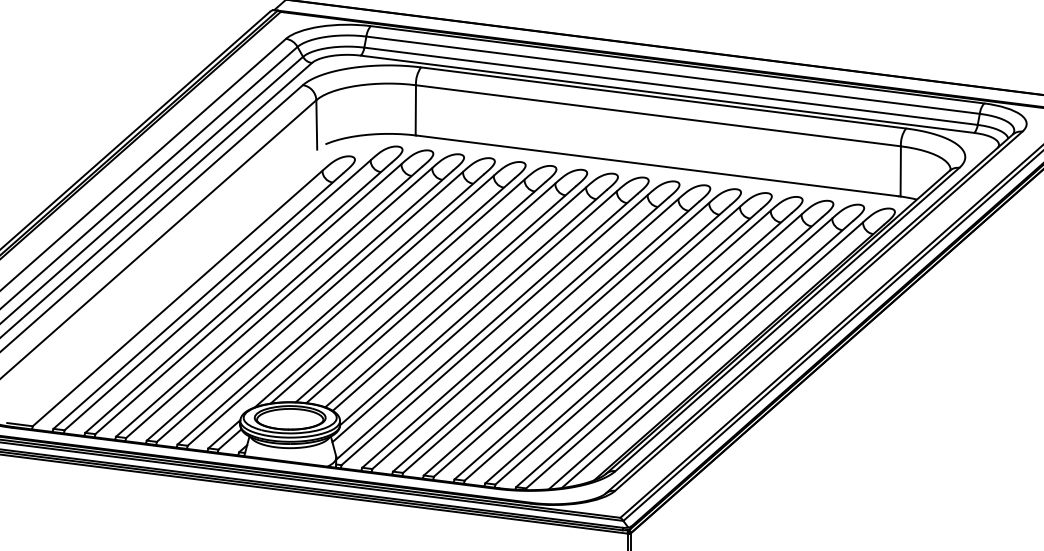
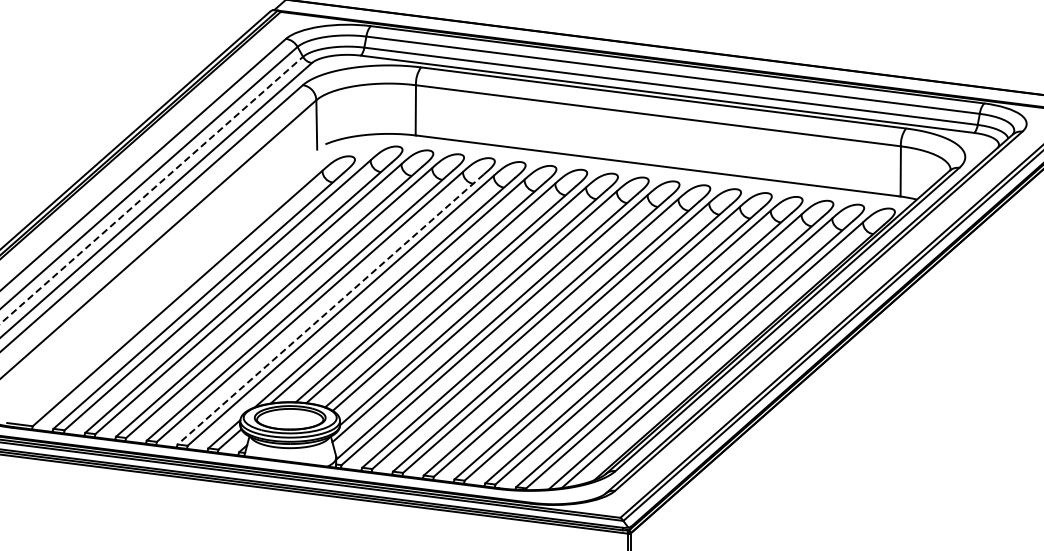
line: solid -> dashed (151, 190)
line: solid -> dashed (330, 309)
